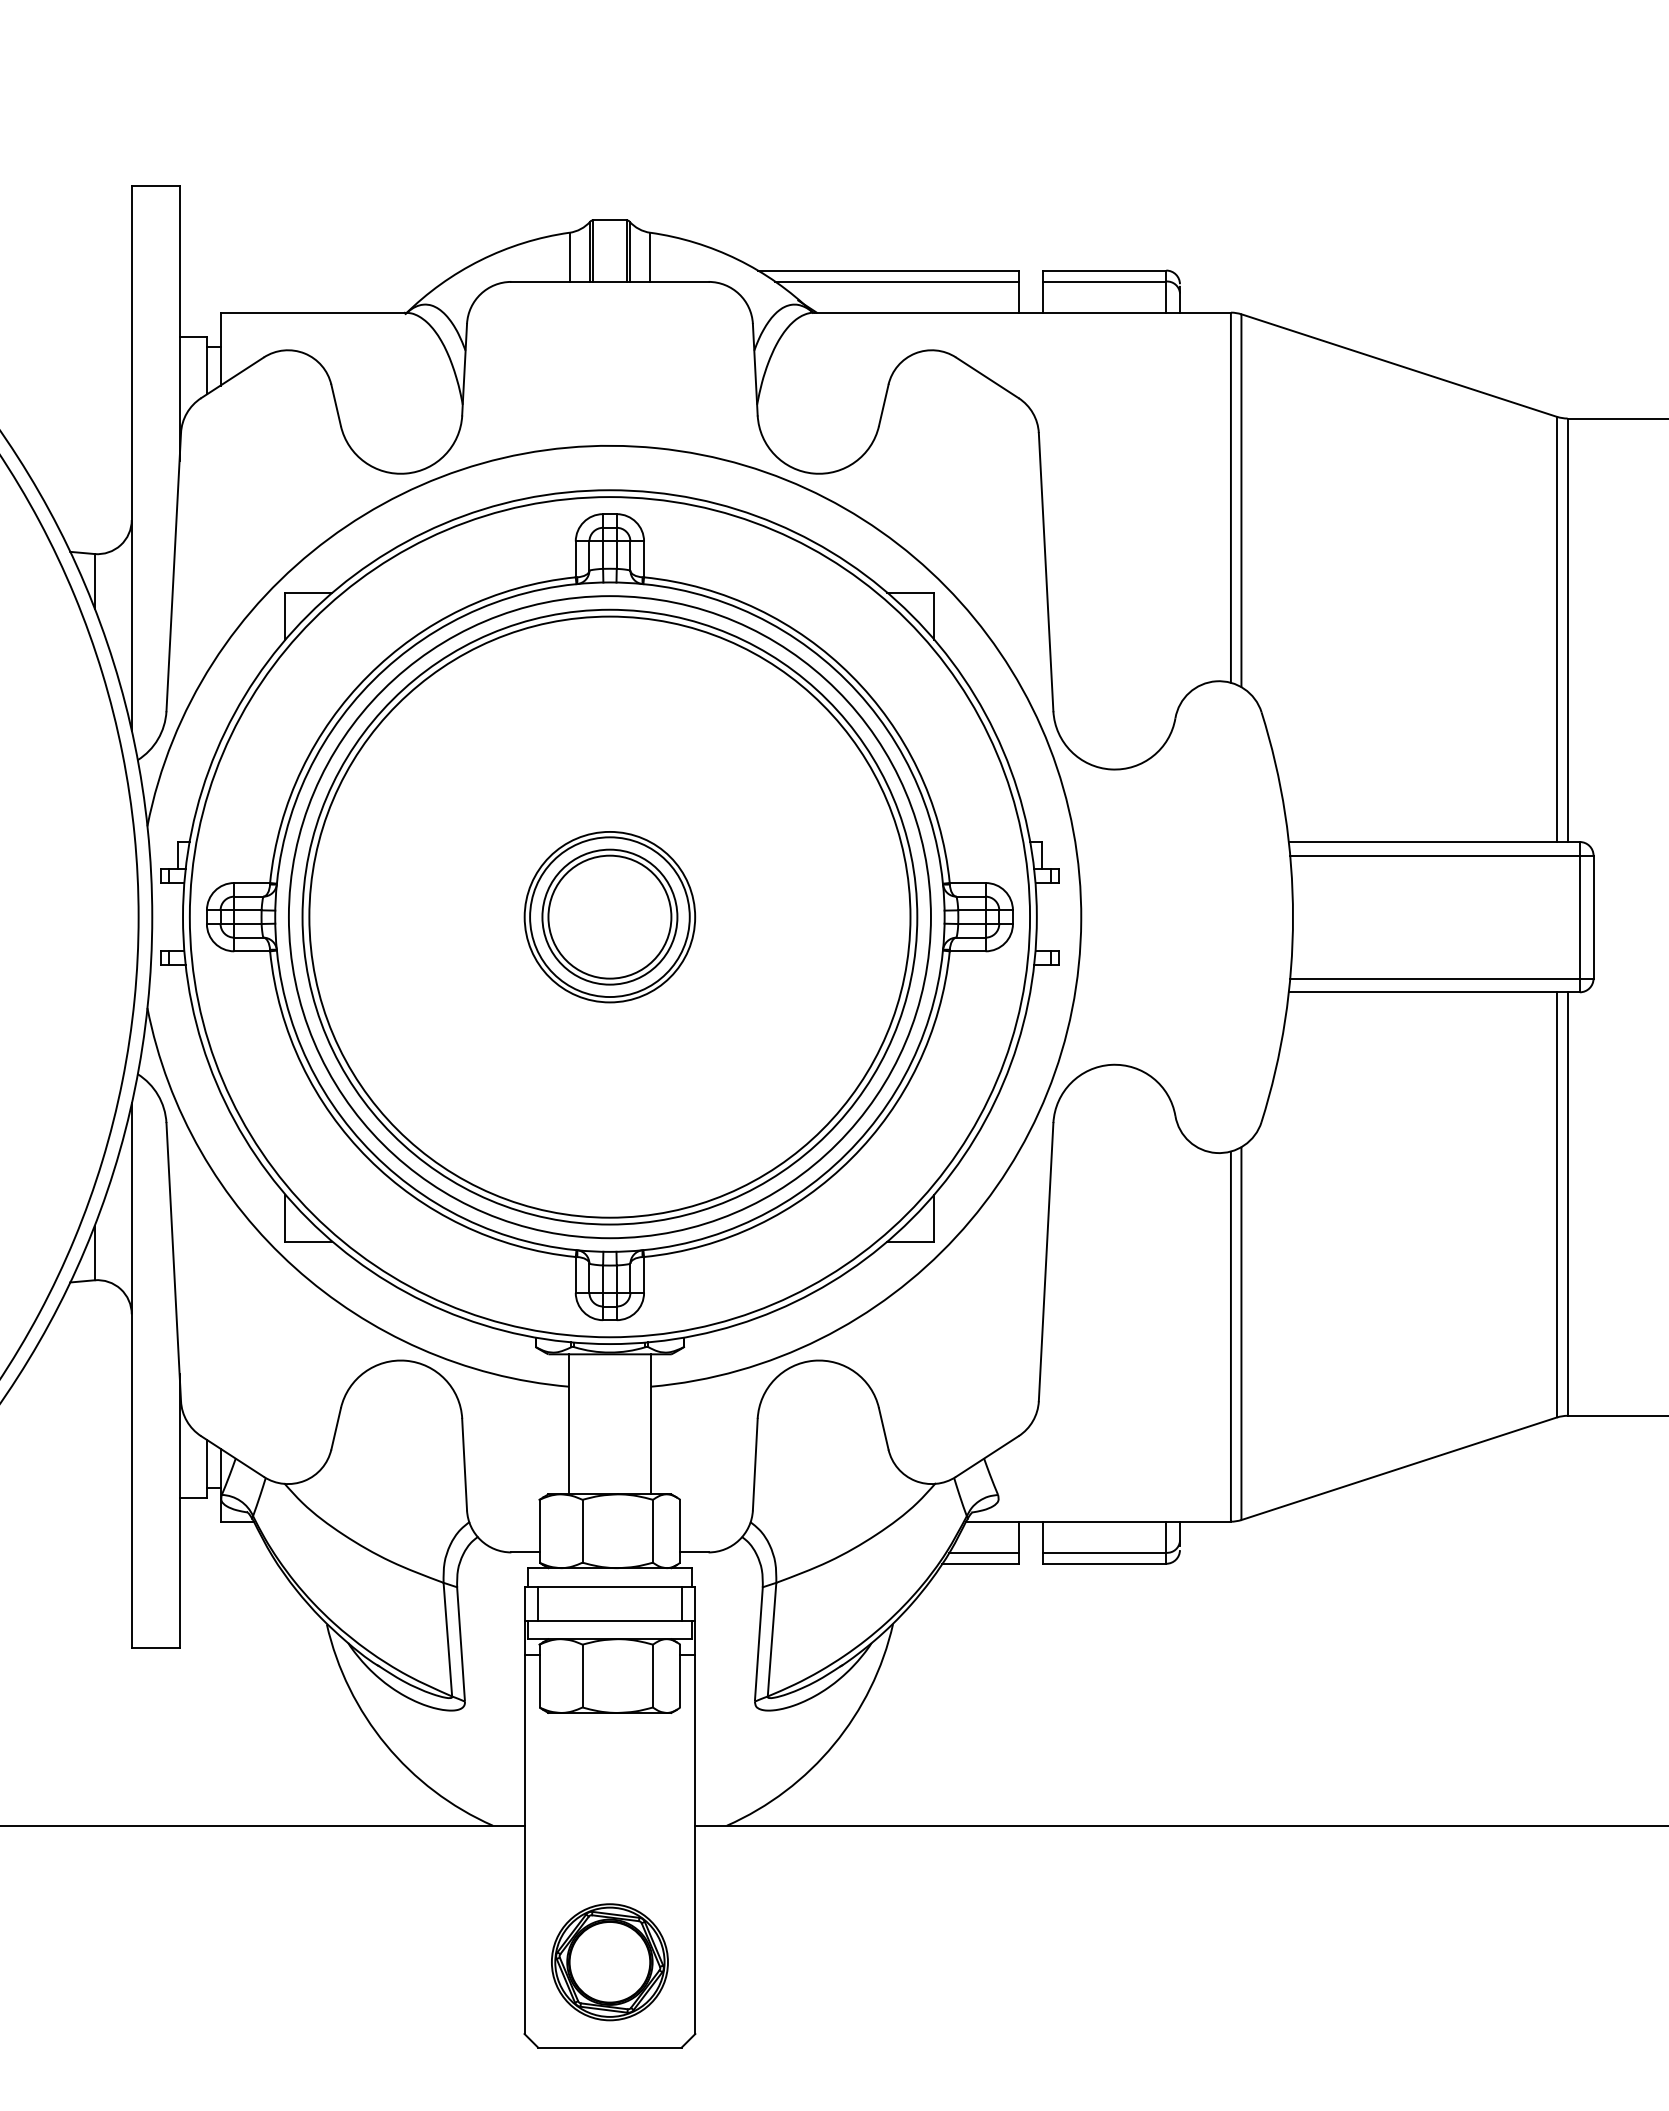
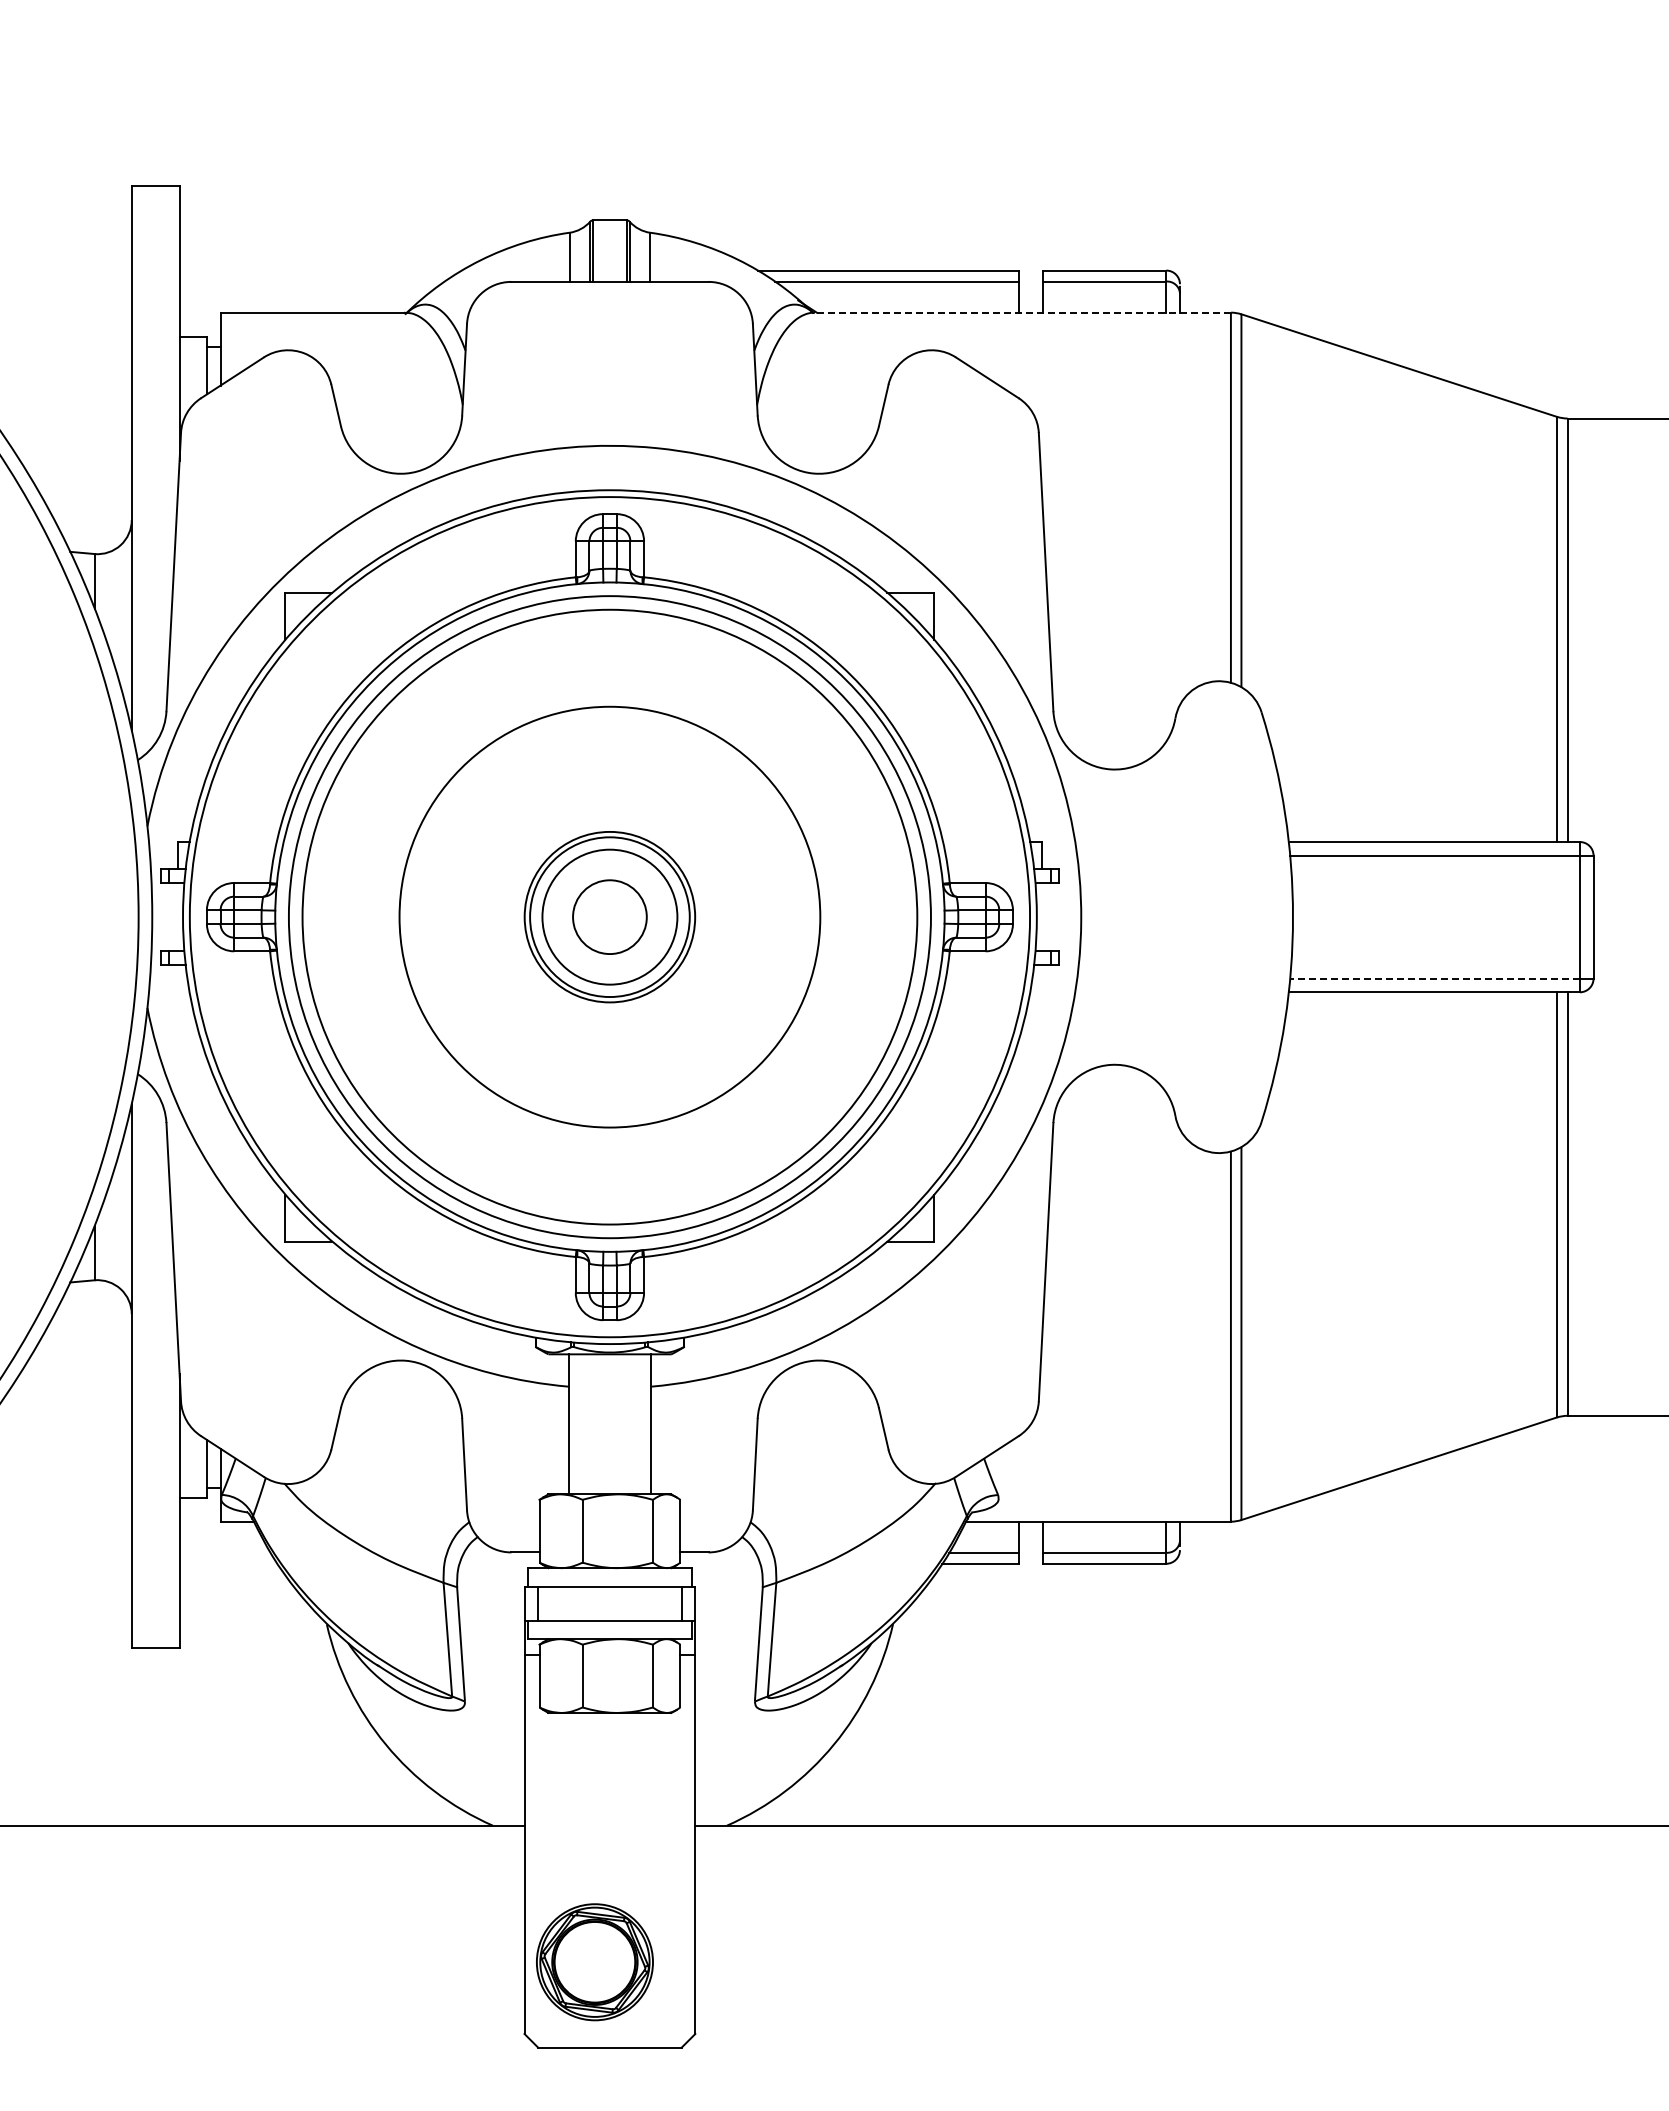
line: solid -> dashed (1022, 312)
circle diameter: 123 px -> 74 px (609, 917)
circle diameter: 601 px -> 421 px (609, 916)
line: solid -> dashed (1435, 978)
part position: (609, 1962) -> (594, 1962) (594, 1962)
